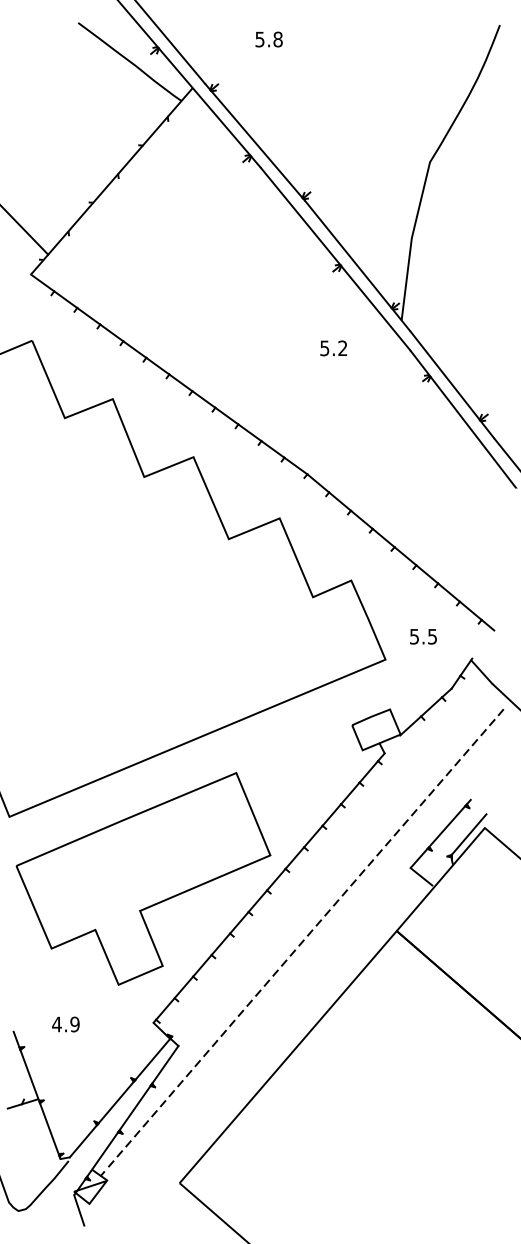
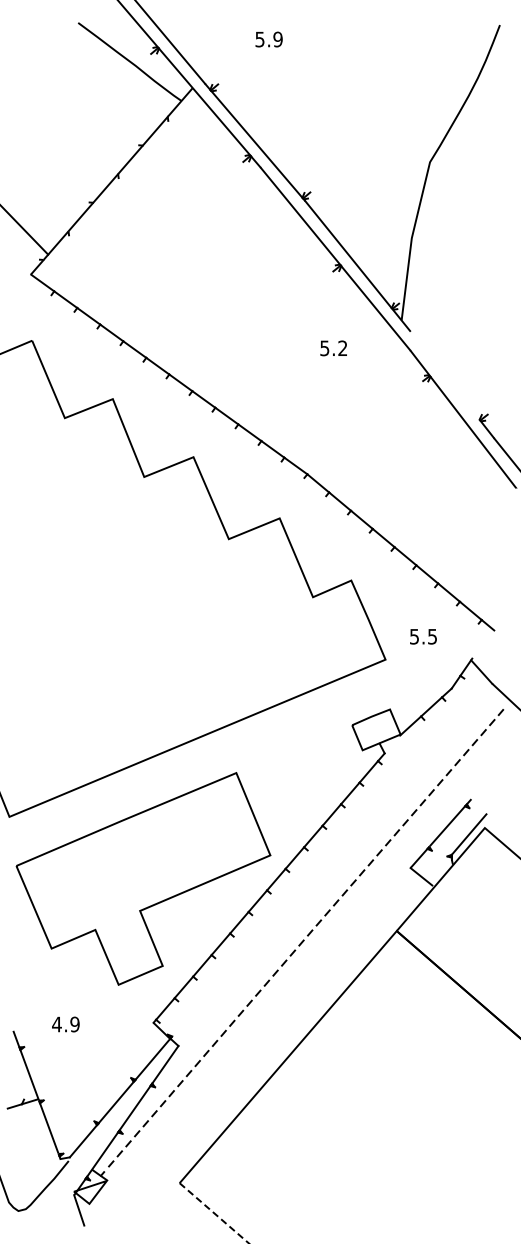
text: 5.8 -> 5.9 (277, 39)
line: present -> none (445, 375)
line: solid -> dashed (214, 1213)
